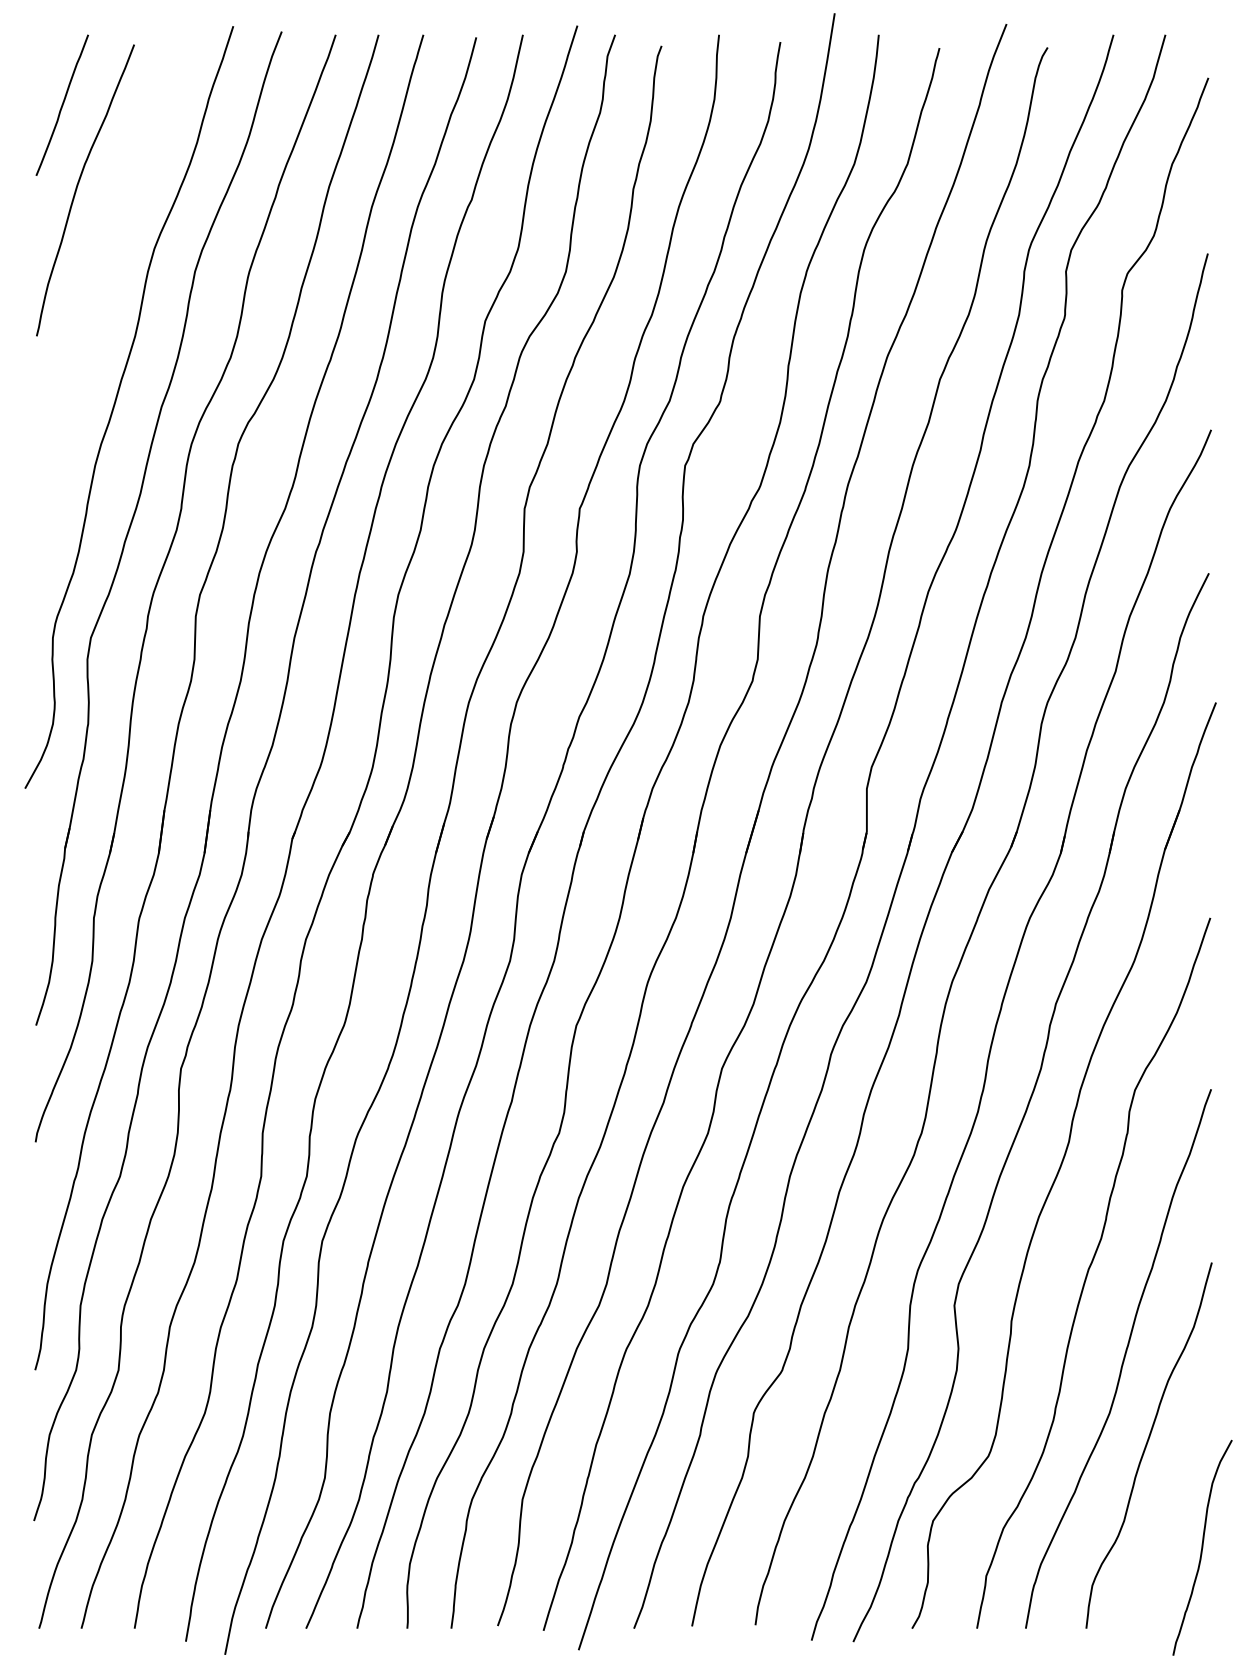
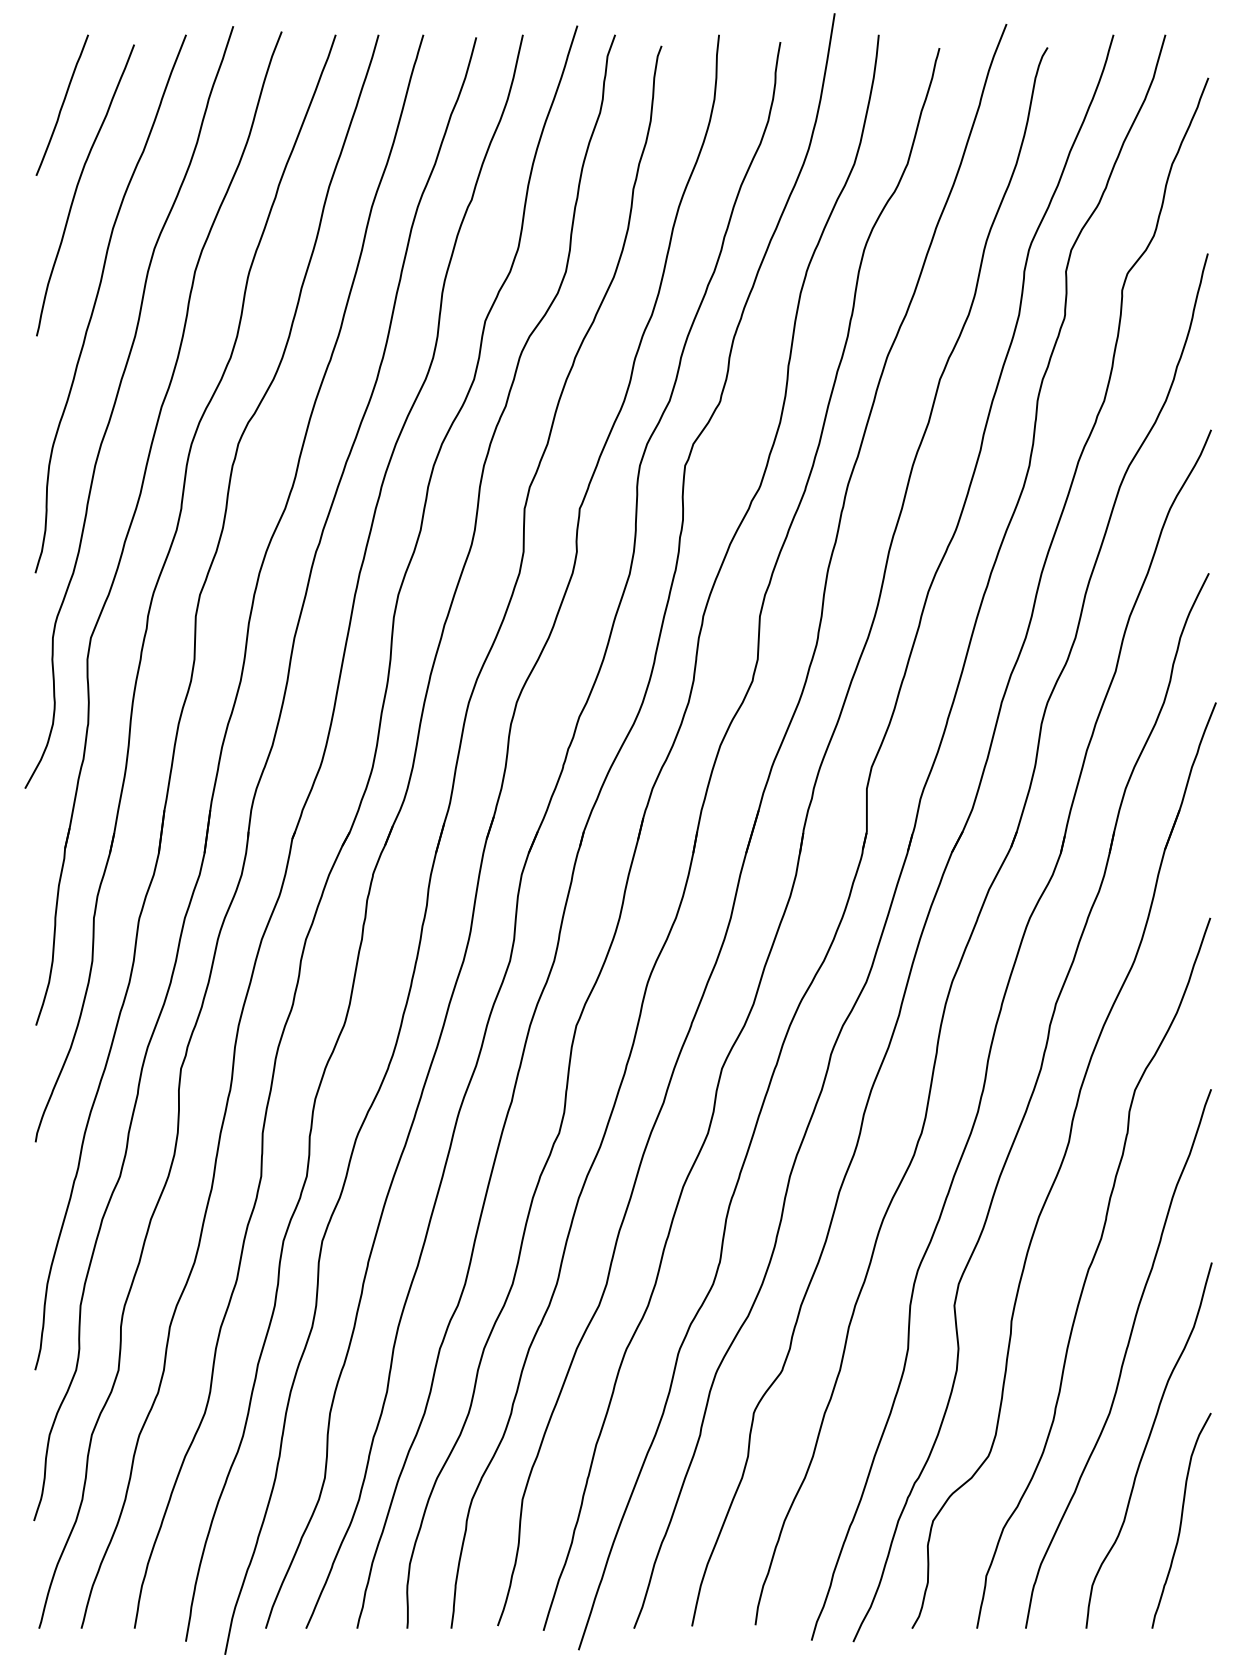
curve: none -> present (97, 298)
curve position: (1202, 1547) -> (1181, 1520) (1181, 1520)
